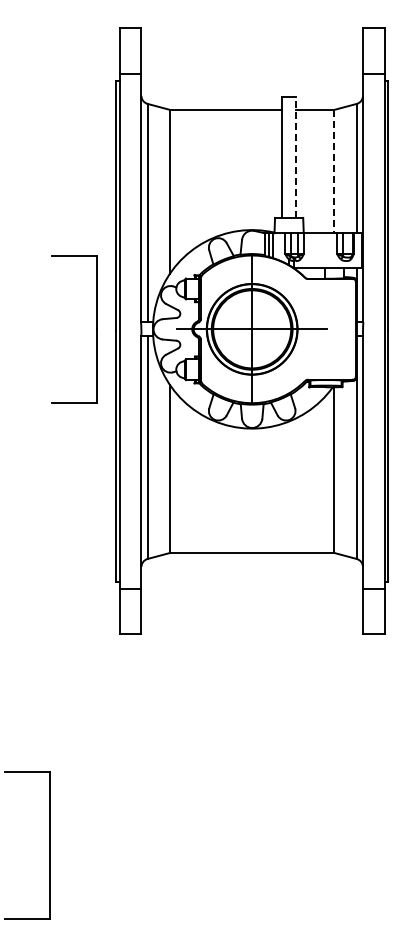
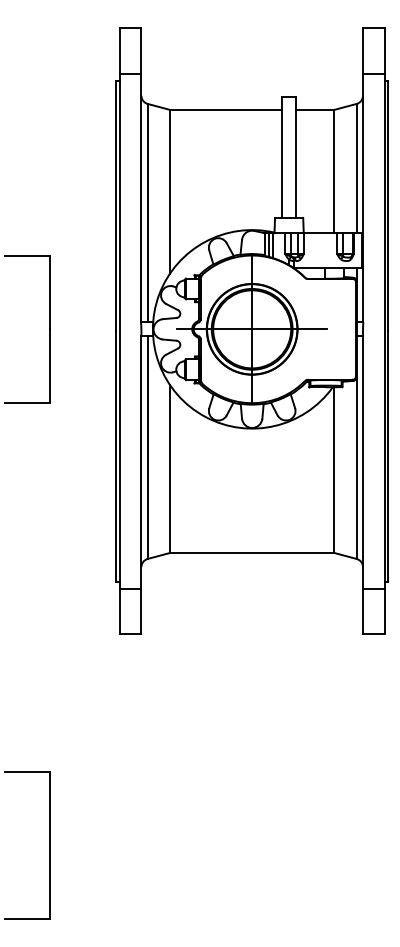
line: dashed -> solid (296, 157)
line: dashed -> solid (334, 171)
part position: (96, 329) -> (49, 329) (49, 329)
